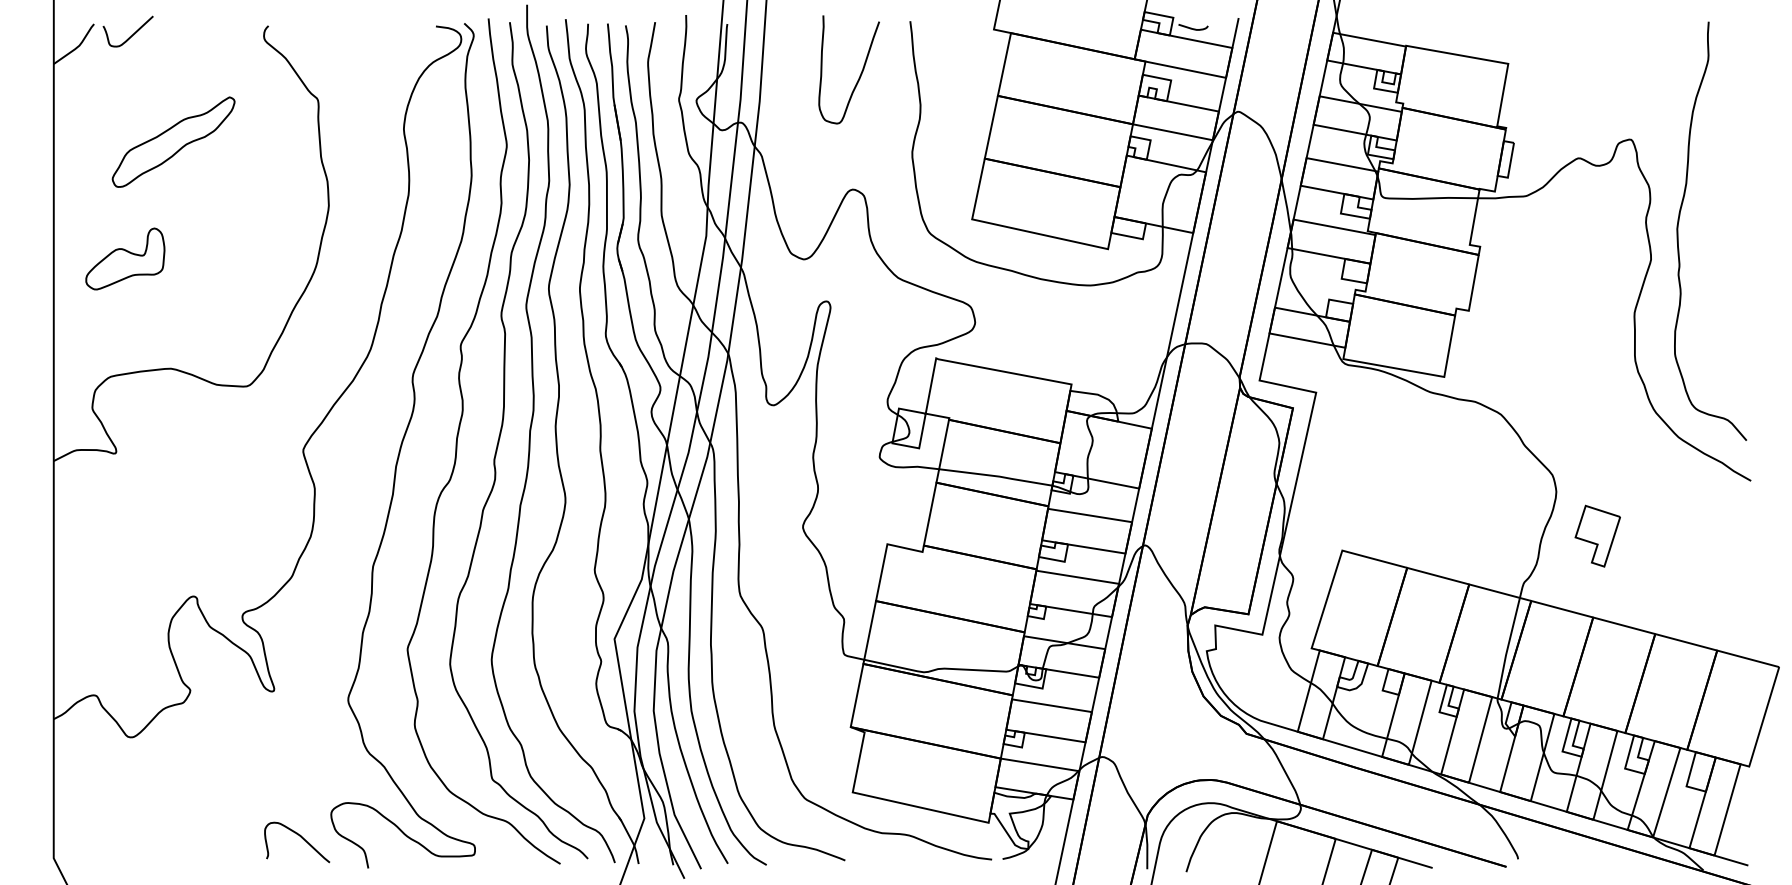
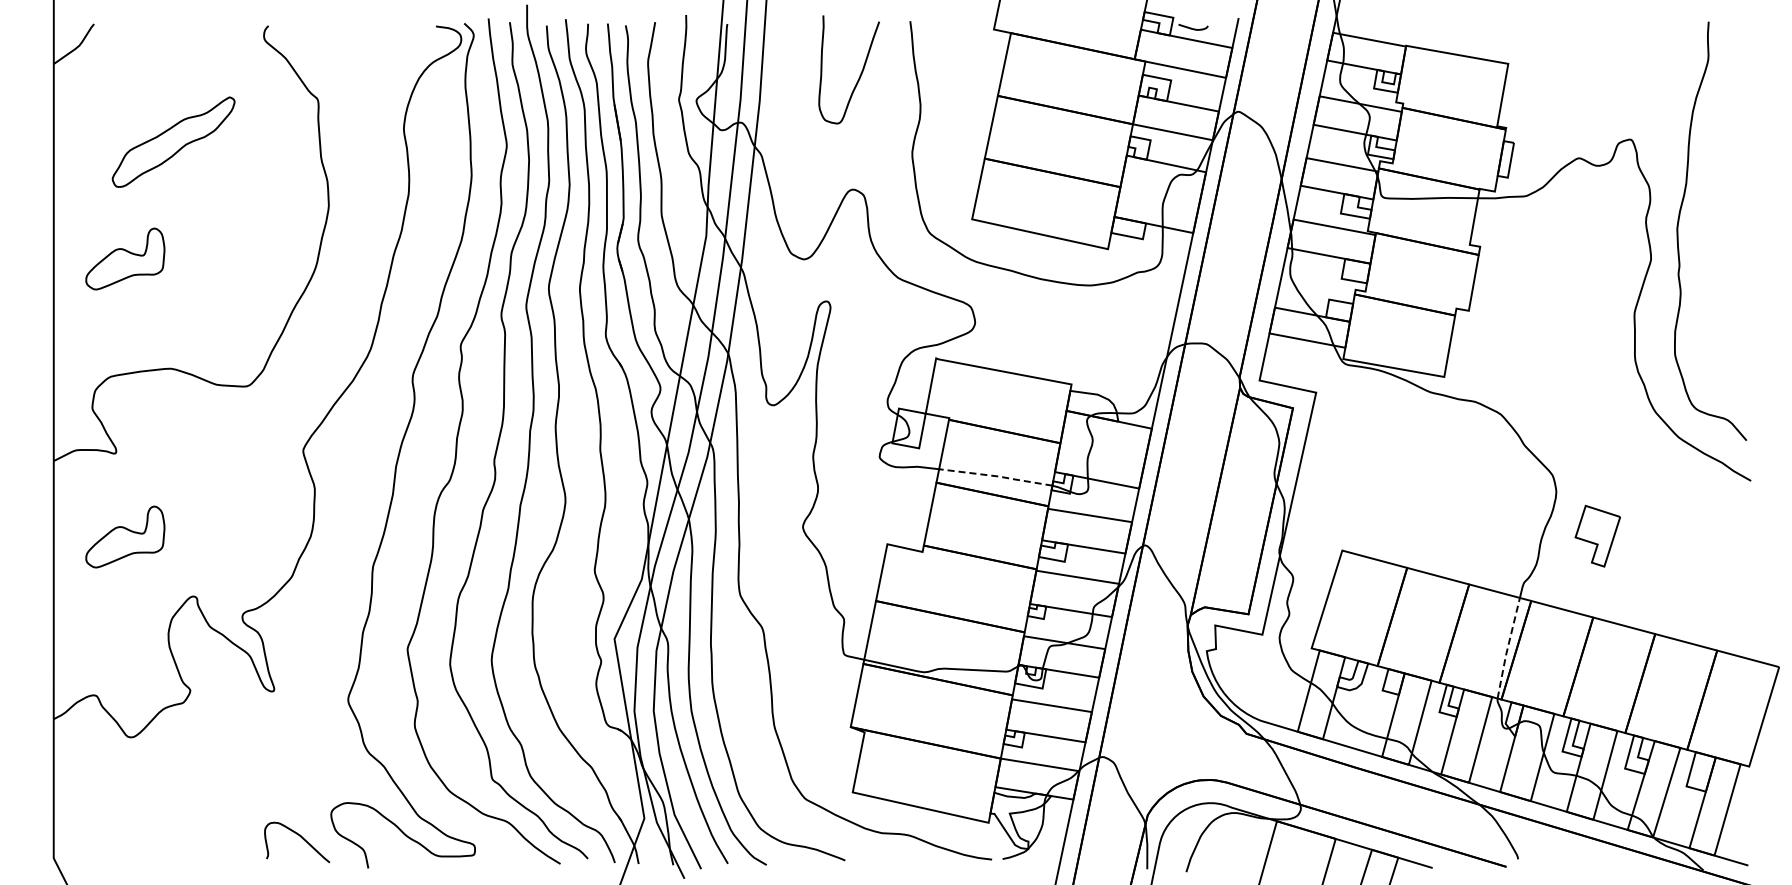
curve: present -> none (129, 36)
line: solid -> dashed (997, 476)
part: none -> present (125, 536)
line: solid -> dashed (1507, 648)
